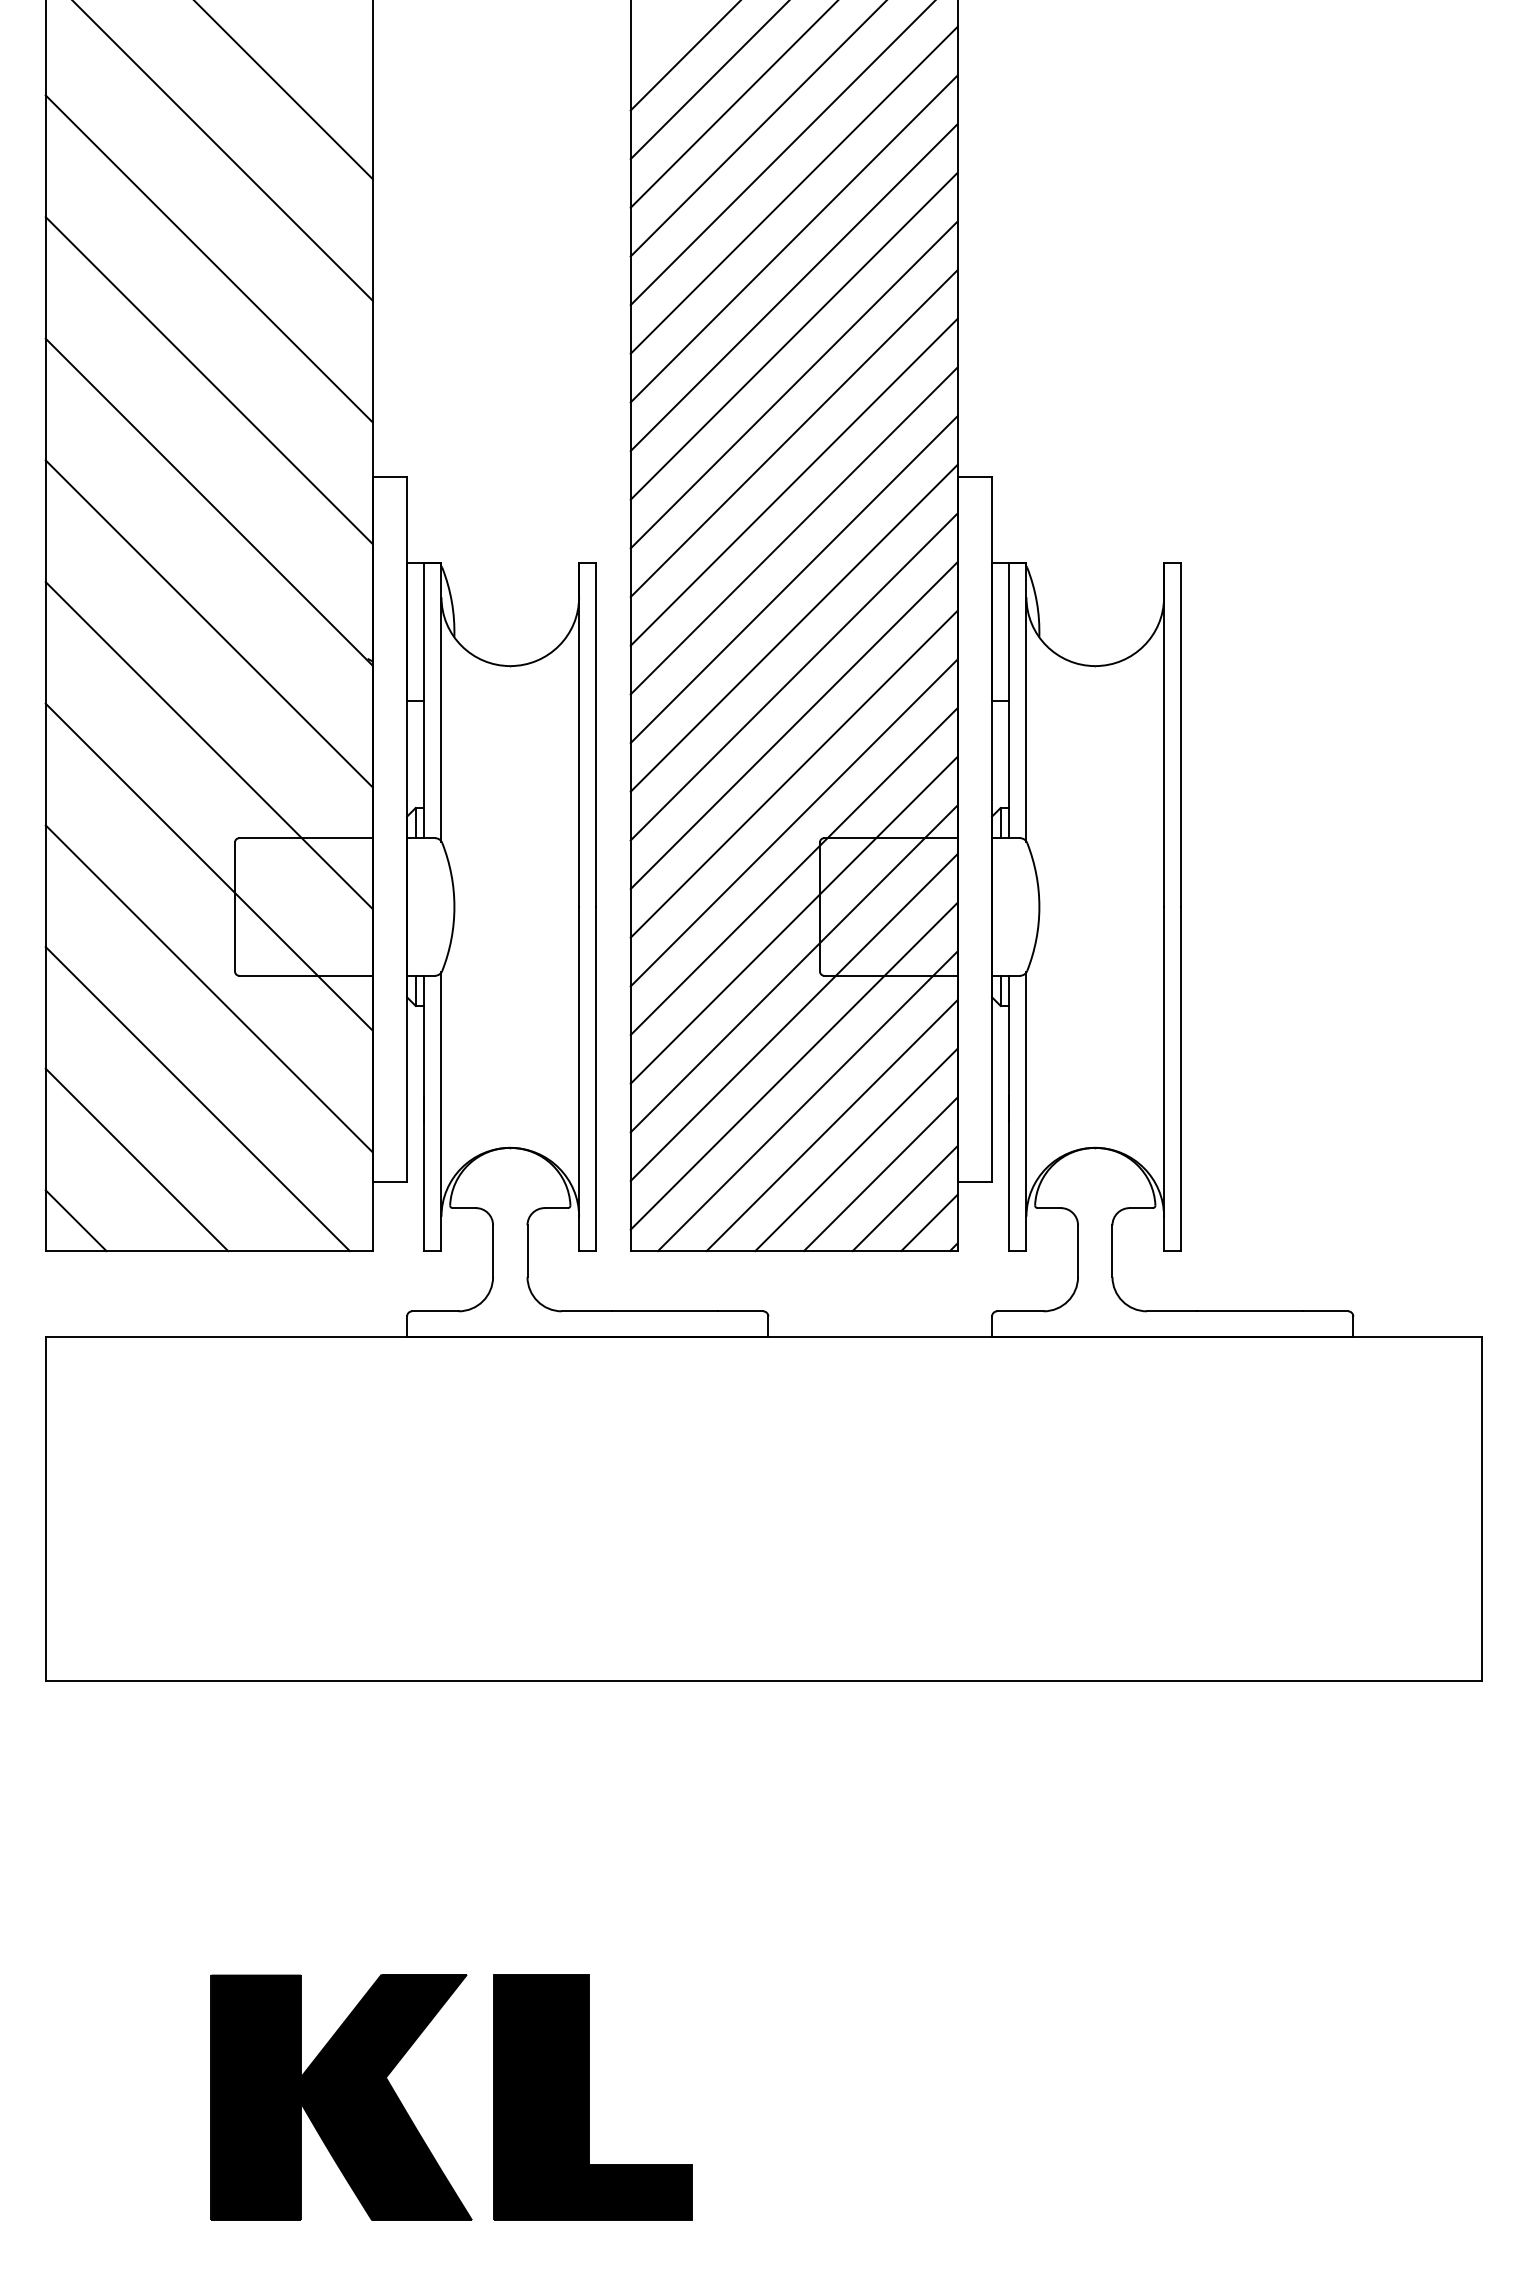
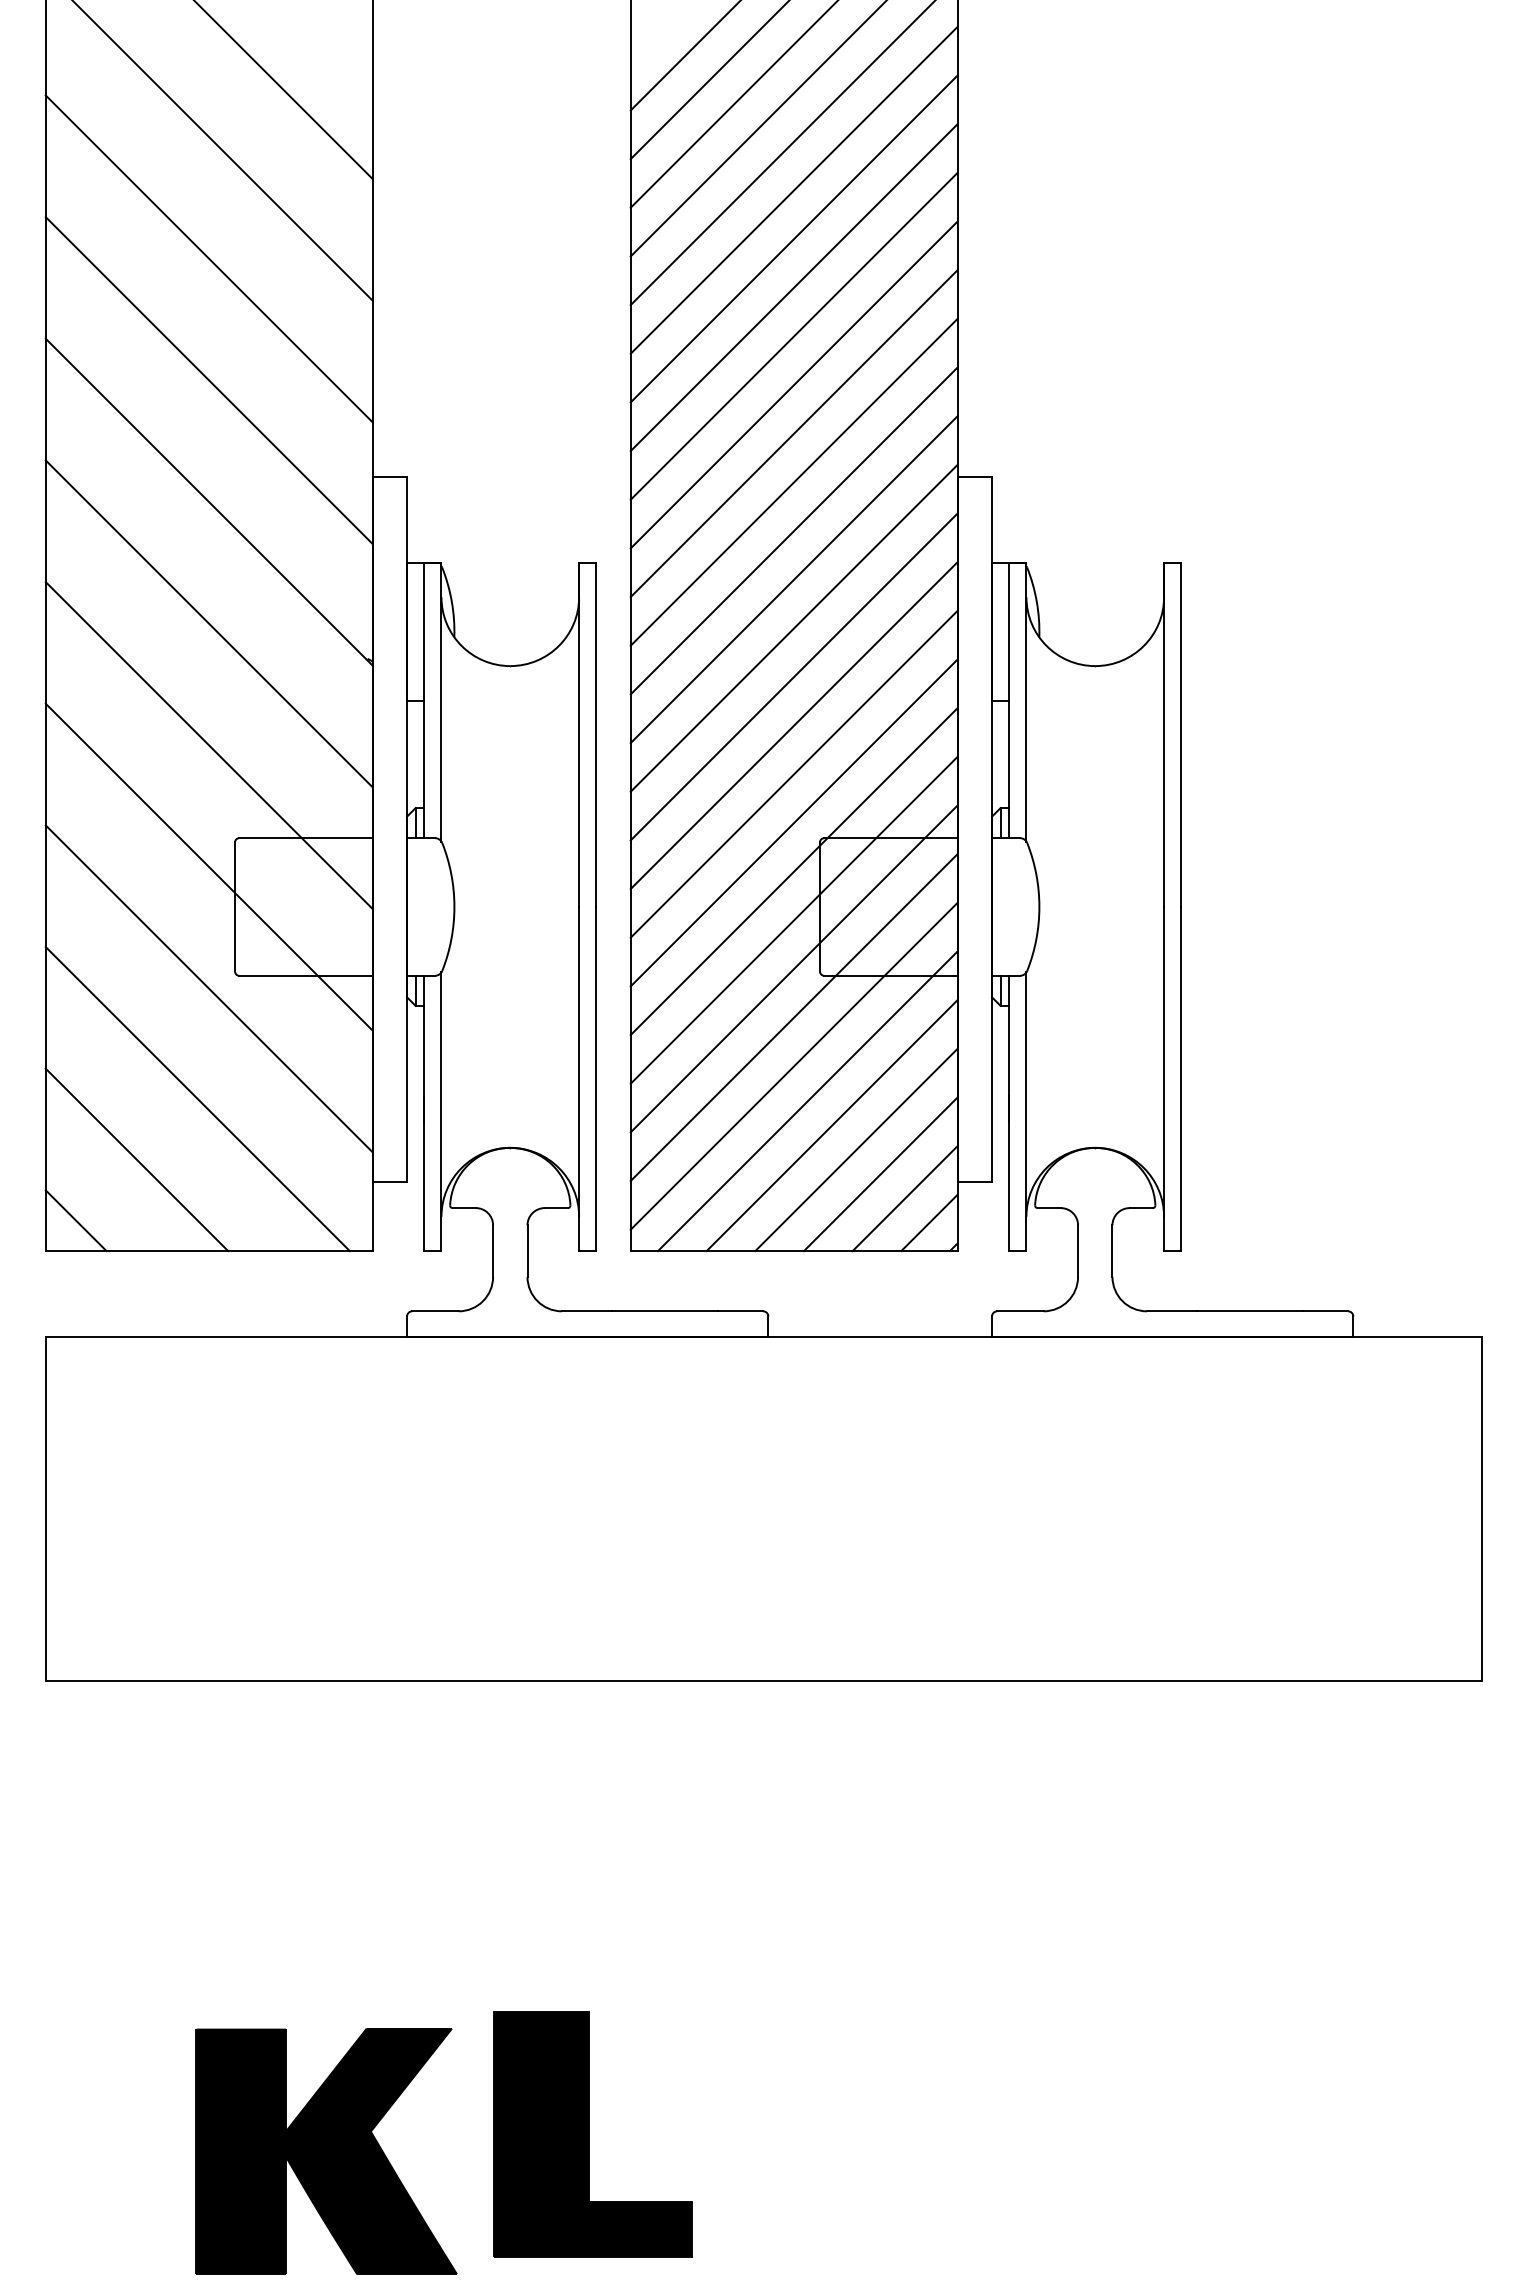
part position: (341, 2097) -> (326, 2151) (326, 2151)
part position: (592, 2097) -> (592, 2134) (592, 2134)
